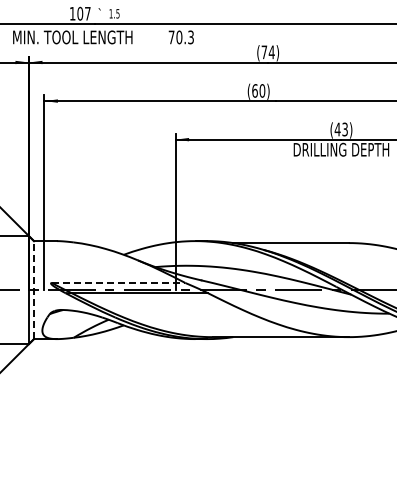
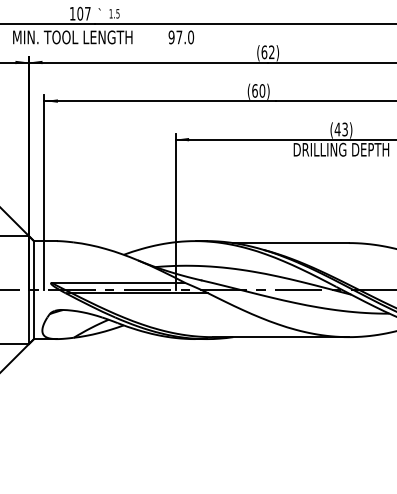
text: 70.3 -> 97.0 (181, 37)
text: (74) -> (62) (267, 52)
line: dashed -> solid (118, 283)
line: dashed -> solid (34, 290)
